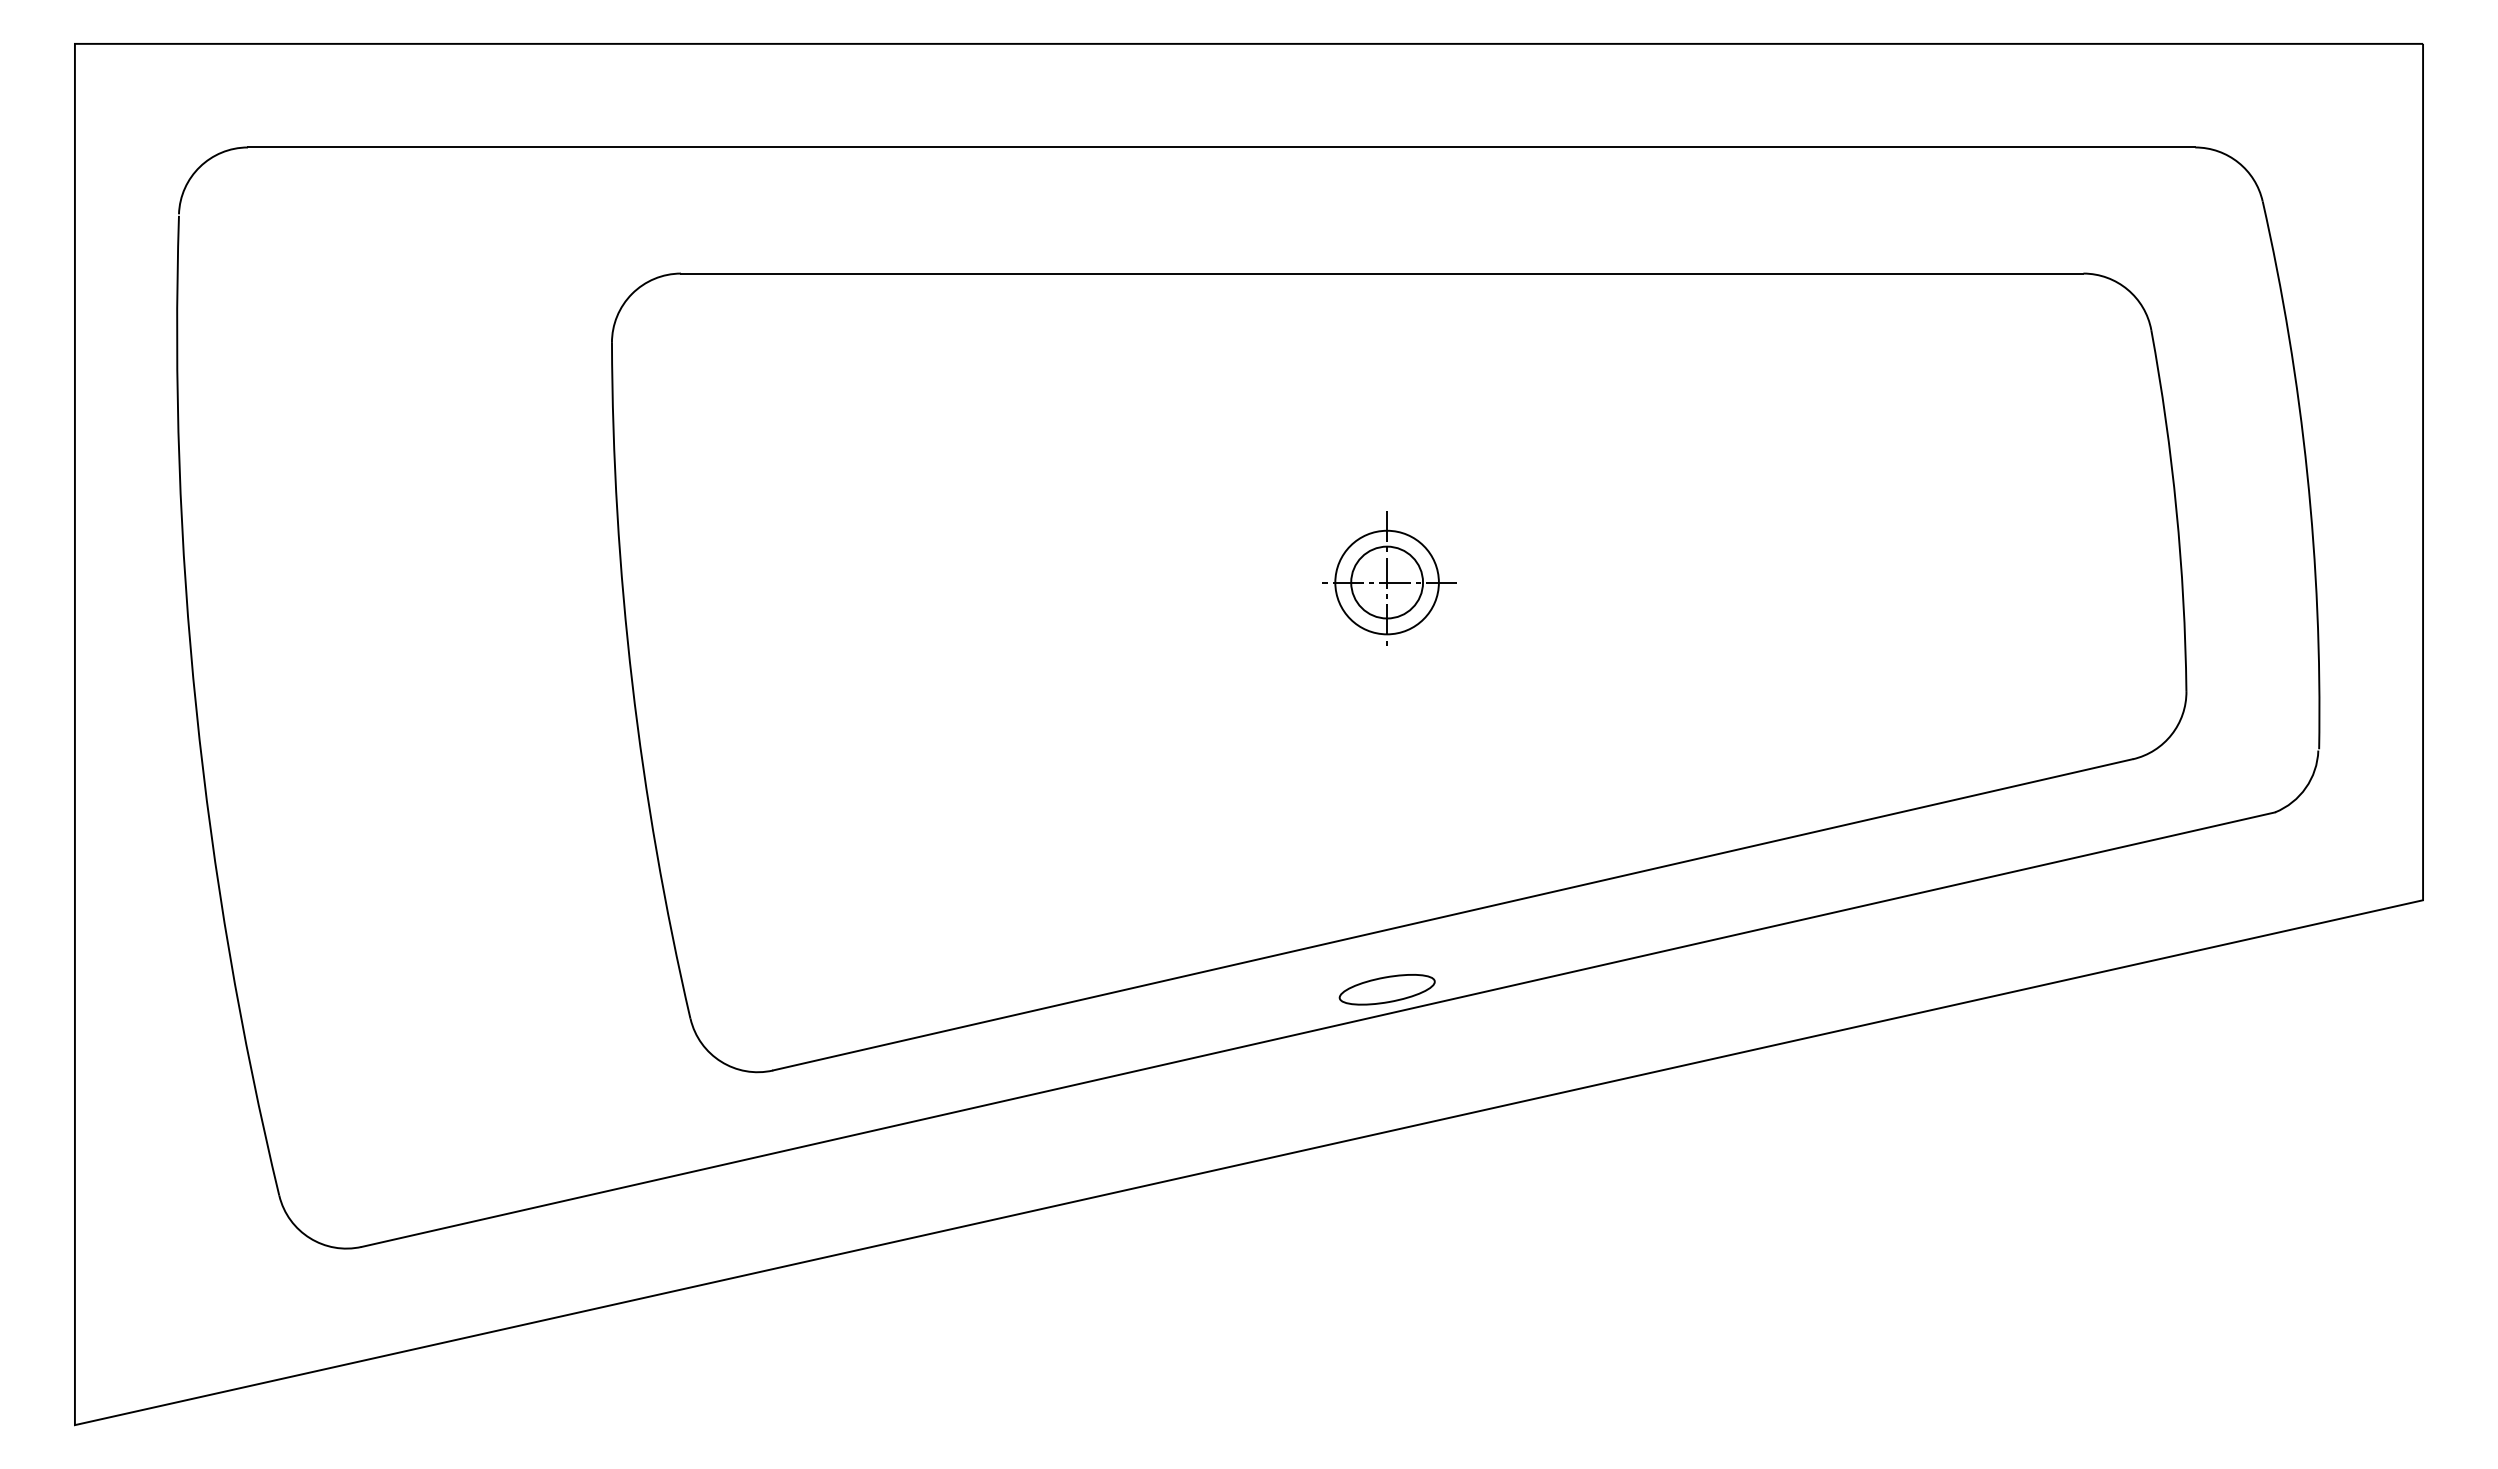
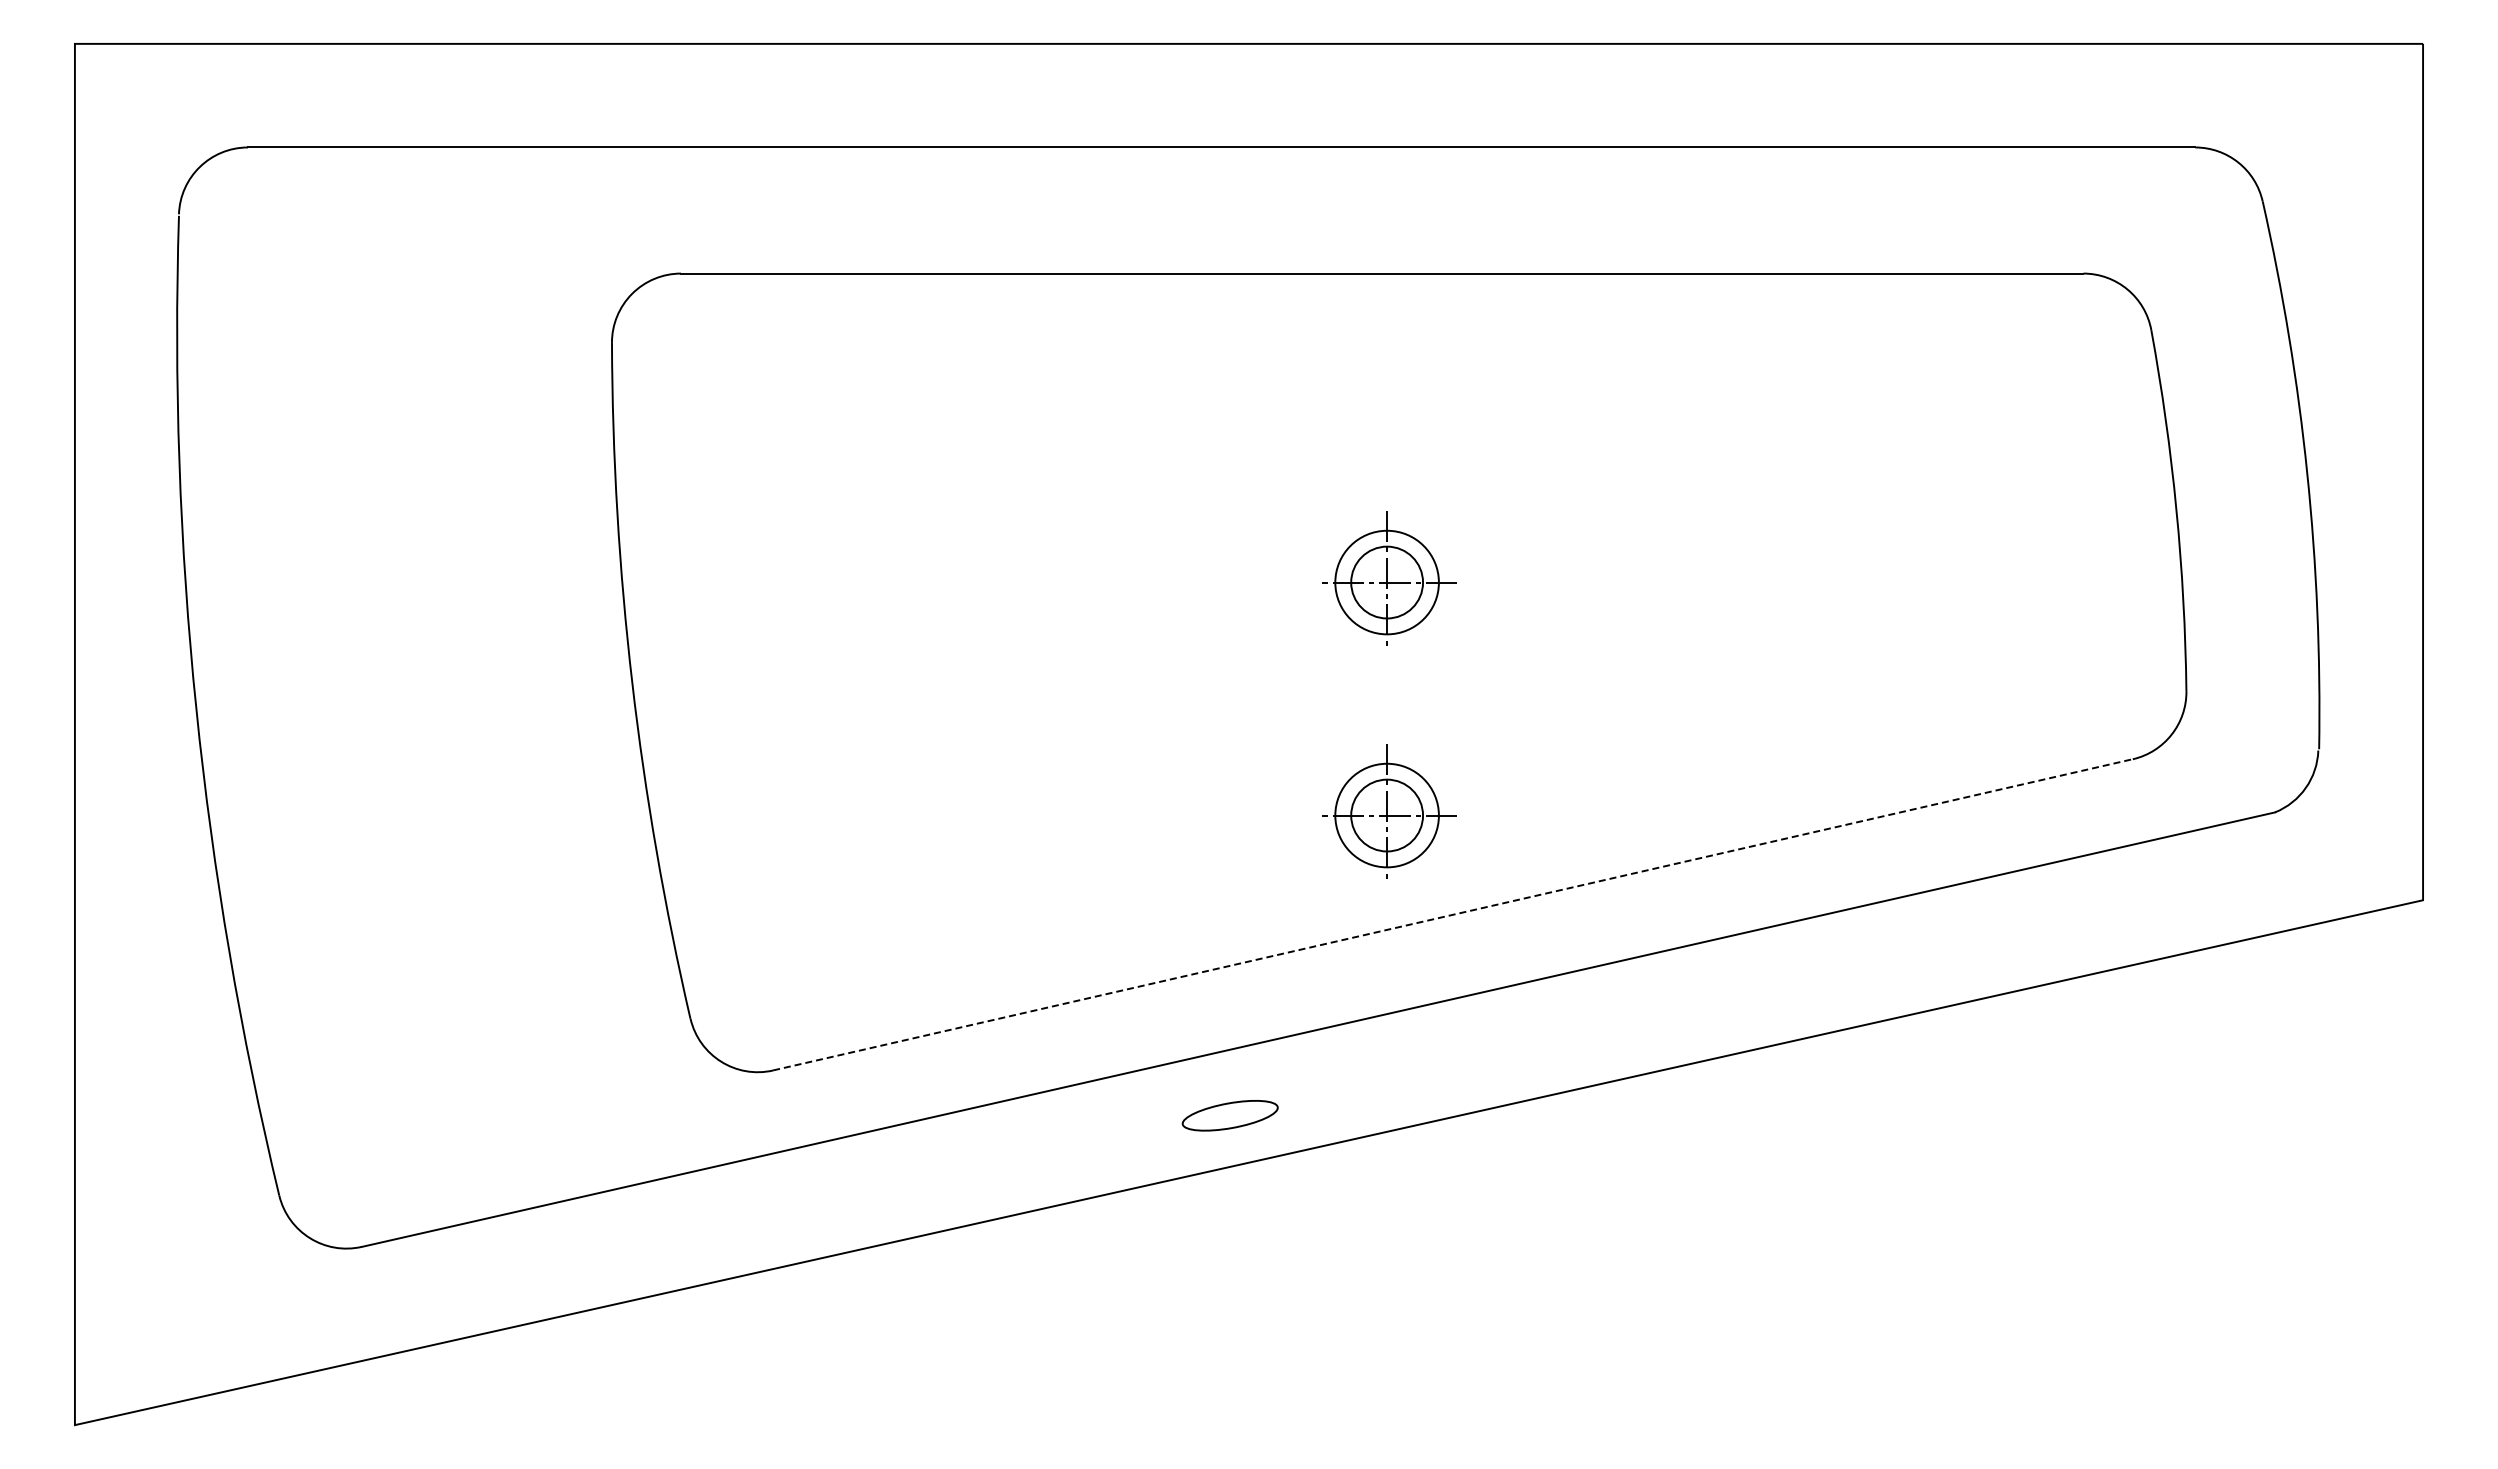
part: none -> present (1389, 811)
line: solid -> dashed (1453, 914)
part position: (1386, 989) -> (1229, 1115) (1229, 1115)
